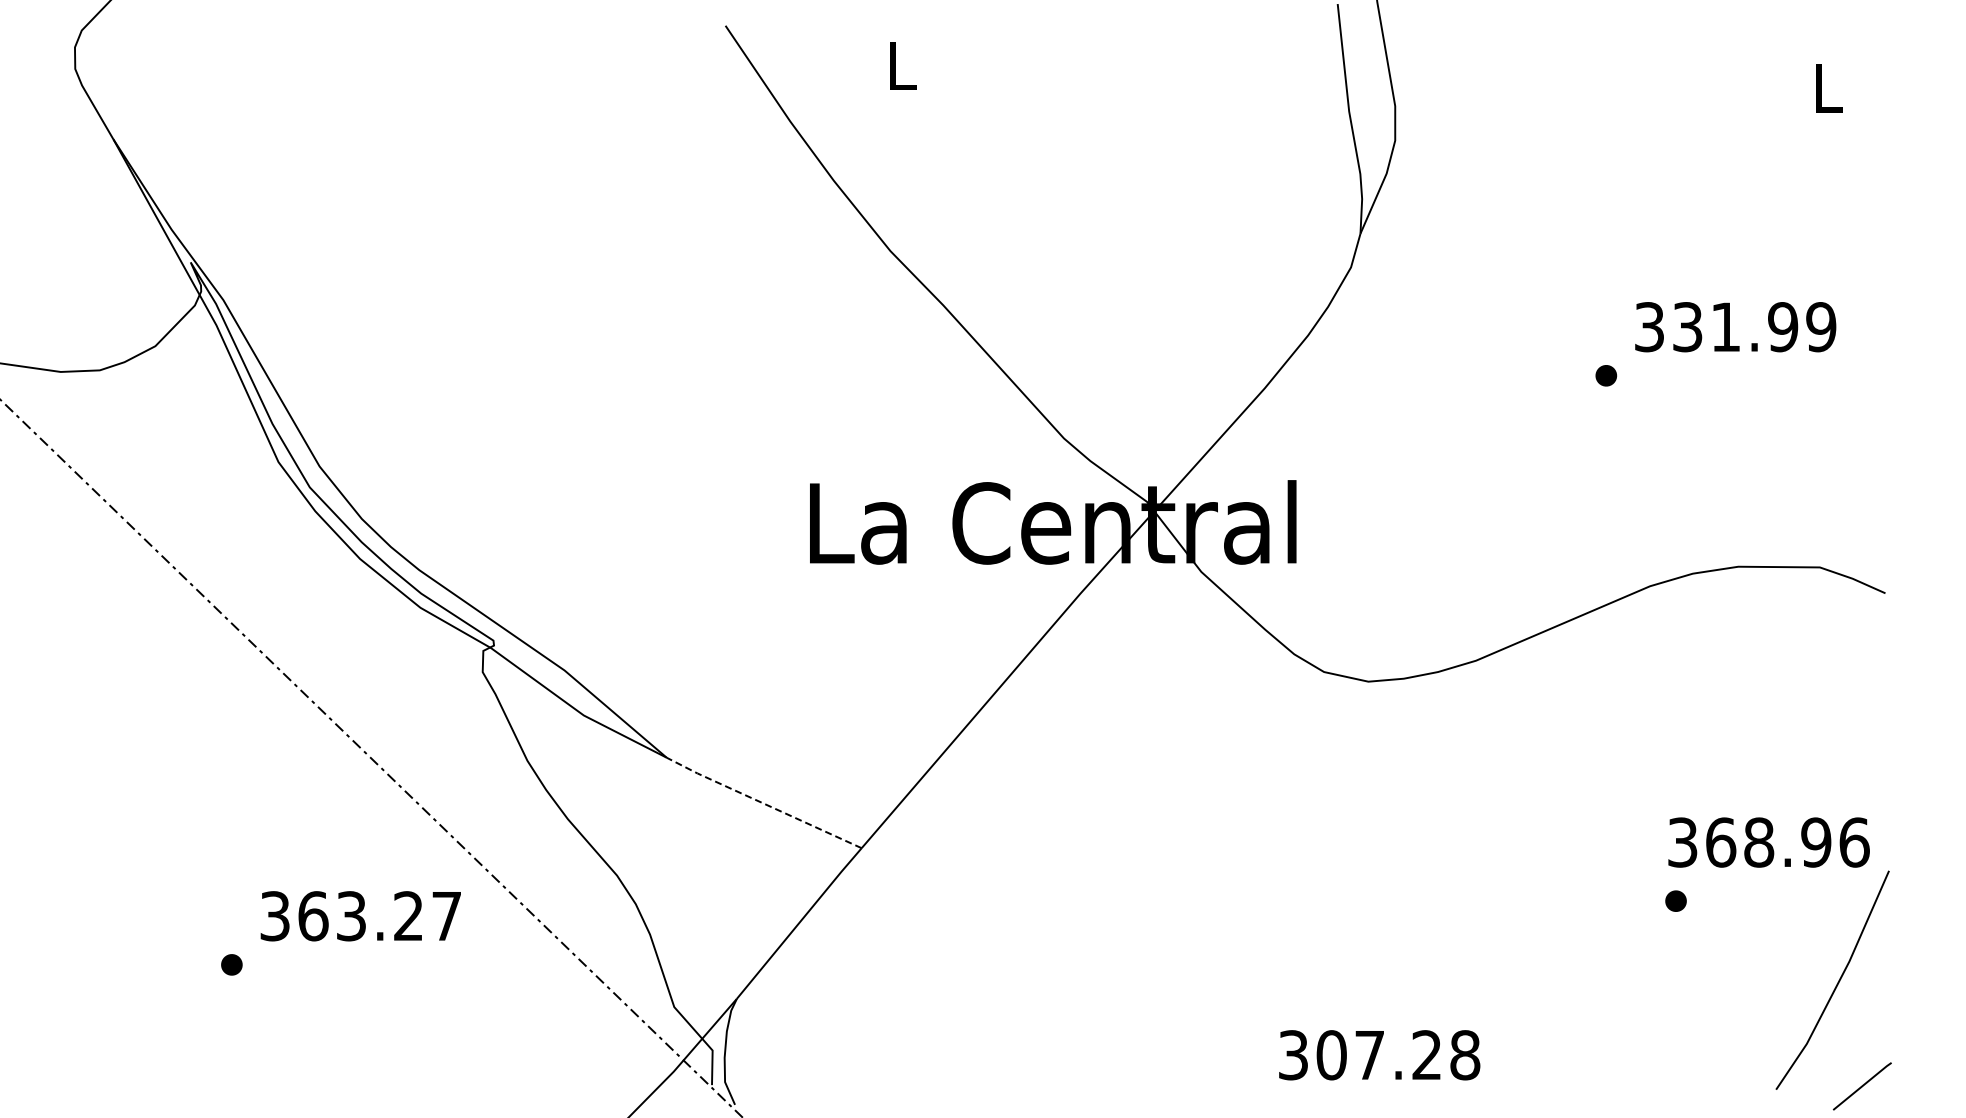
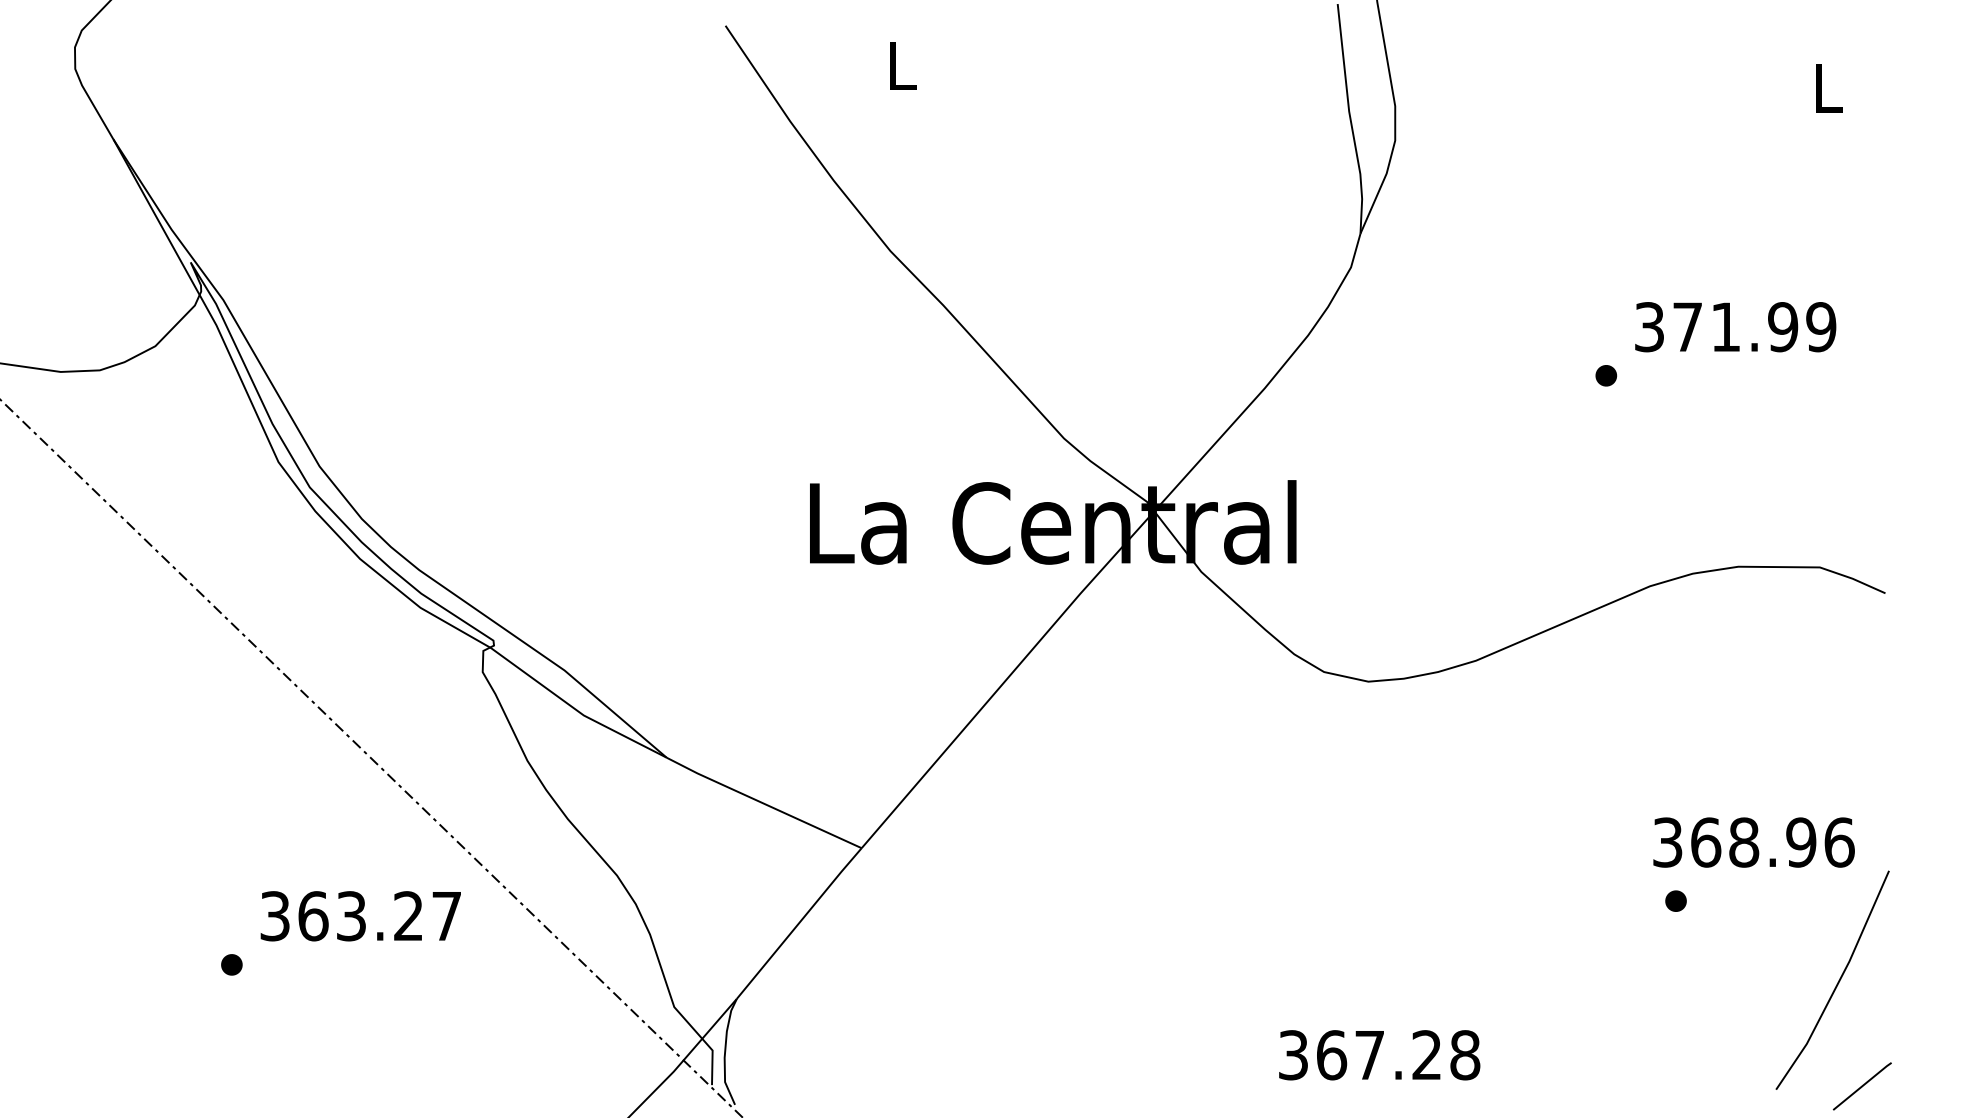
text: 331.99 -> 371.99 (1687, 327)
line: dashed -> solid (762, 803)
text position: (1768, 842) -> (1753, 842) (1753, 842)
text: 307.28 -> 367.28 (1331, 1055)
